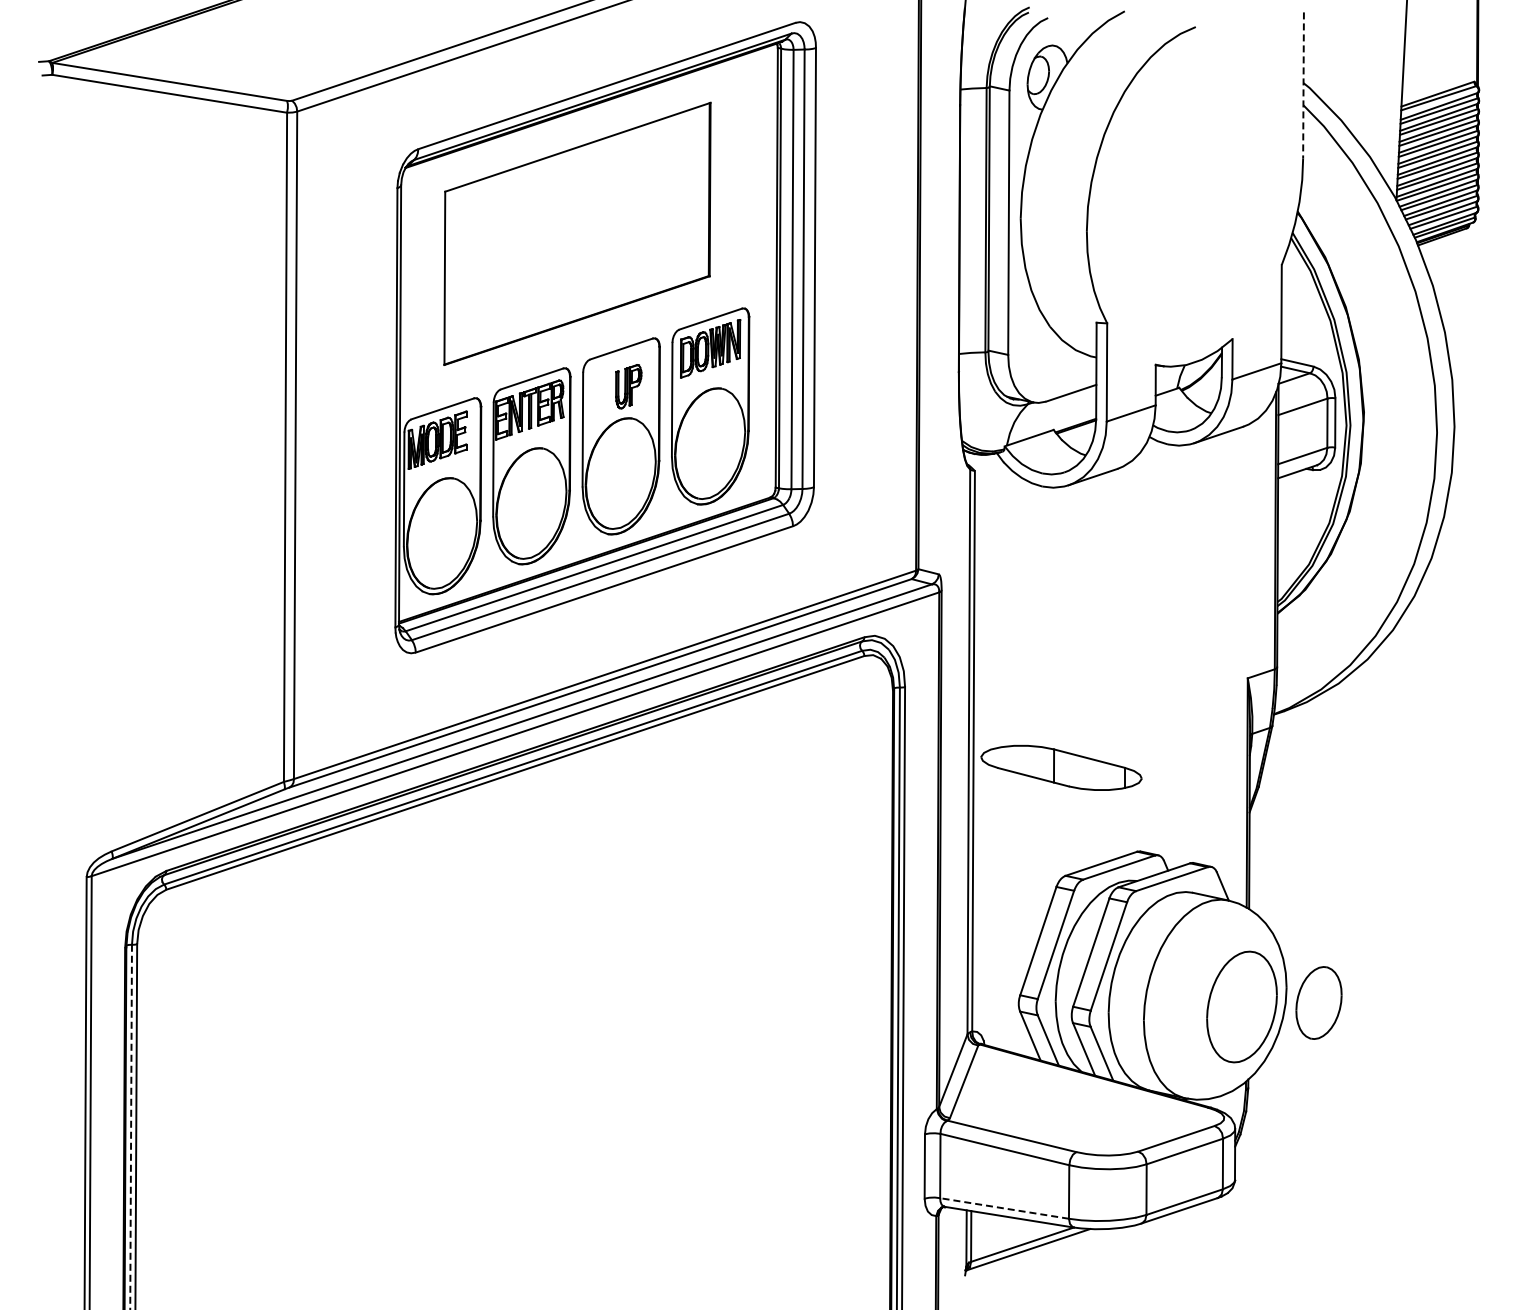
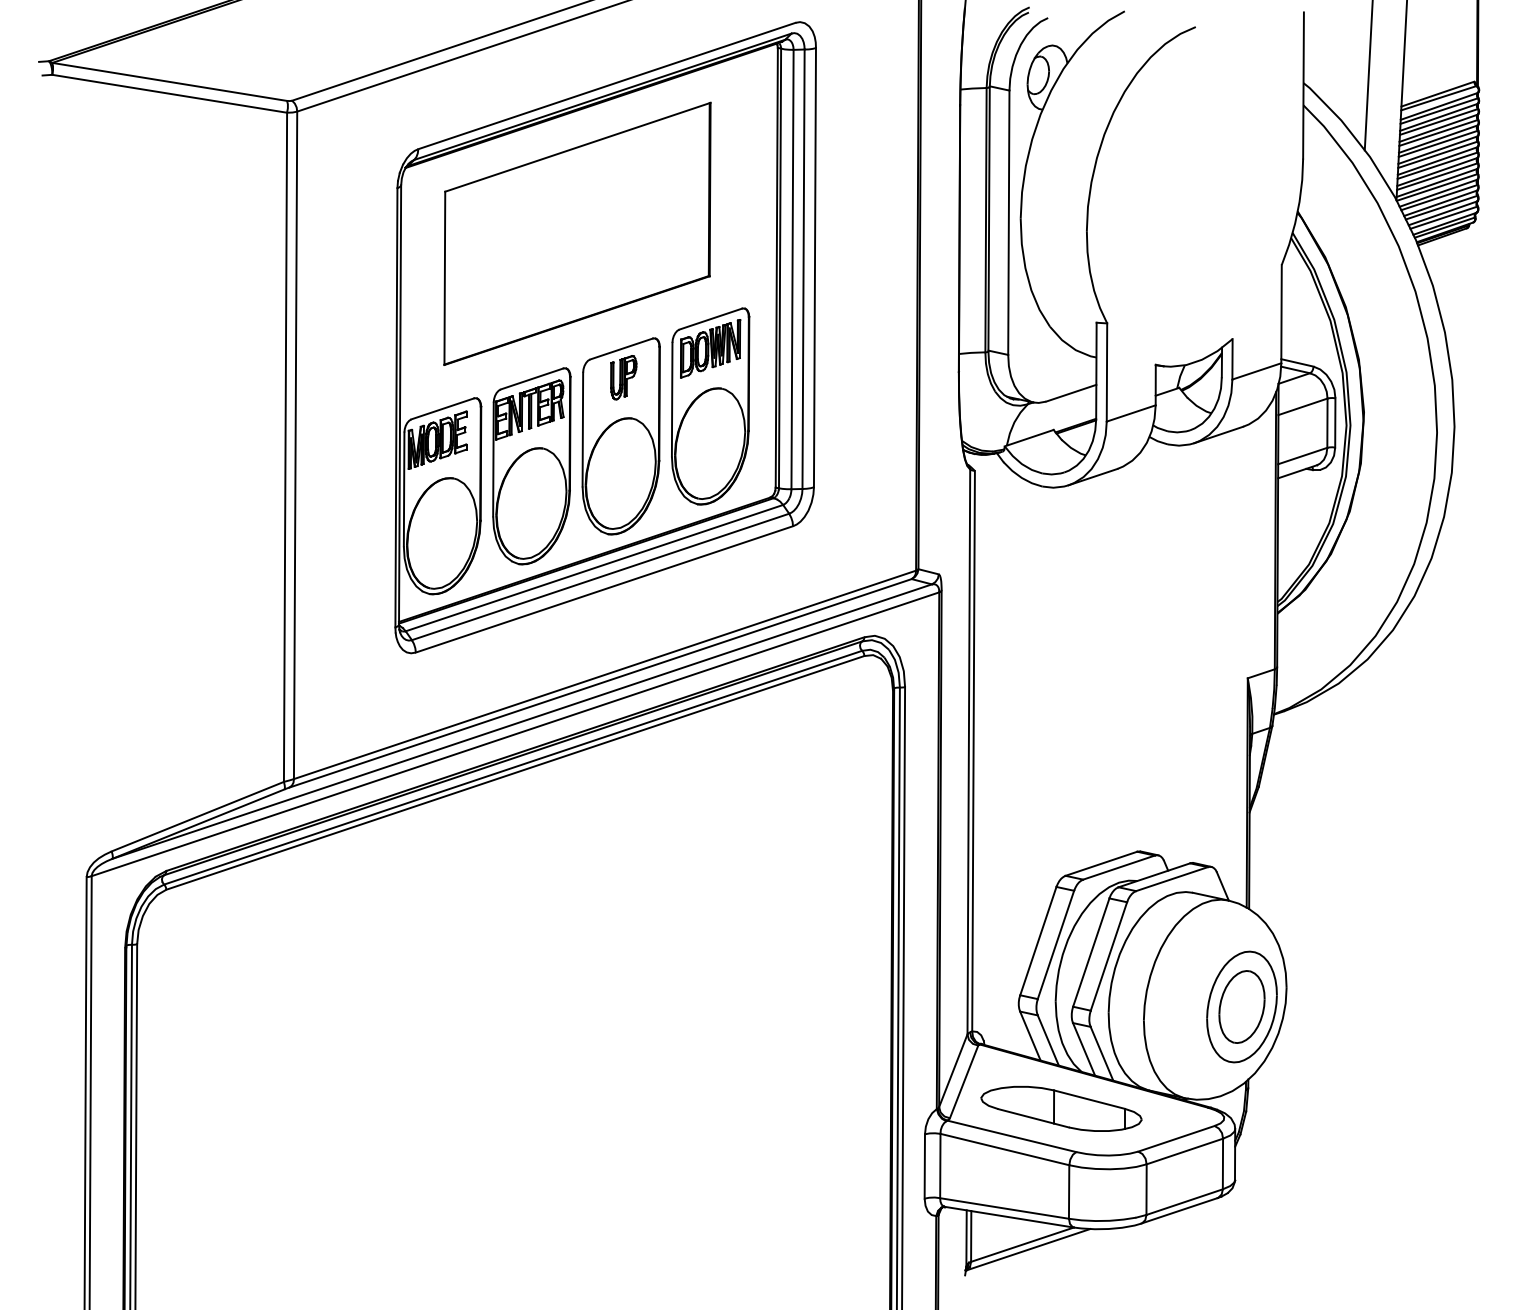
line: none -> present (1368, 76)
line: dashed -> solid (1303, 86)
part position: (628, 386) -> (623, 377) (623, 377)
part position: (1061, 767) -> (1061, 1108) (1061, 1108)
part position: (1318, 1002) -> (1241, 1006) (1241, 1006)
line: dashed -> solid (131, 1127)
line: dashed -> solid (1004, 1208)
